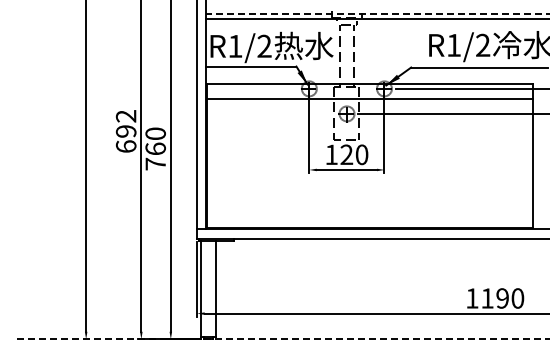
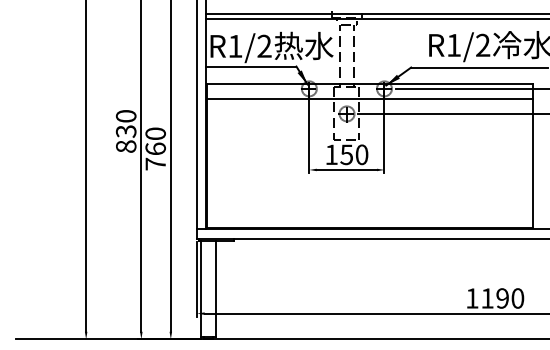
line: dashed -> solid (377, 13)
text: 692 -> 830 (126, 131)
text: 120 -> 150 (346, 154)
line: dashed -> solid (282, 339)
